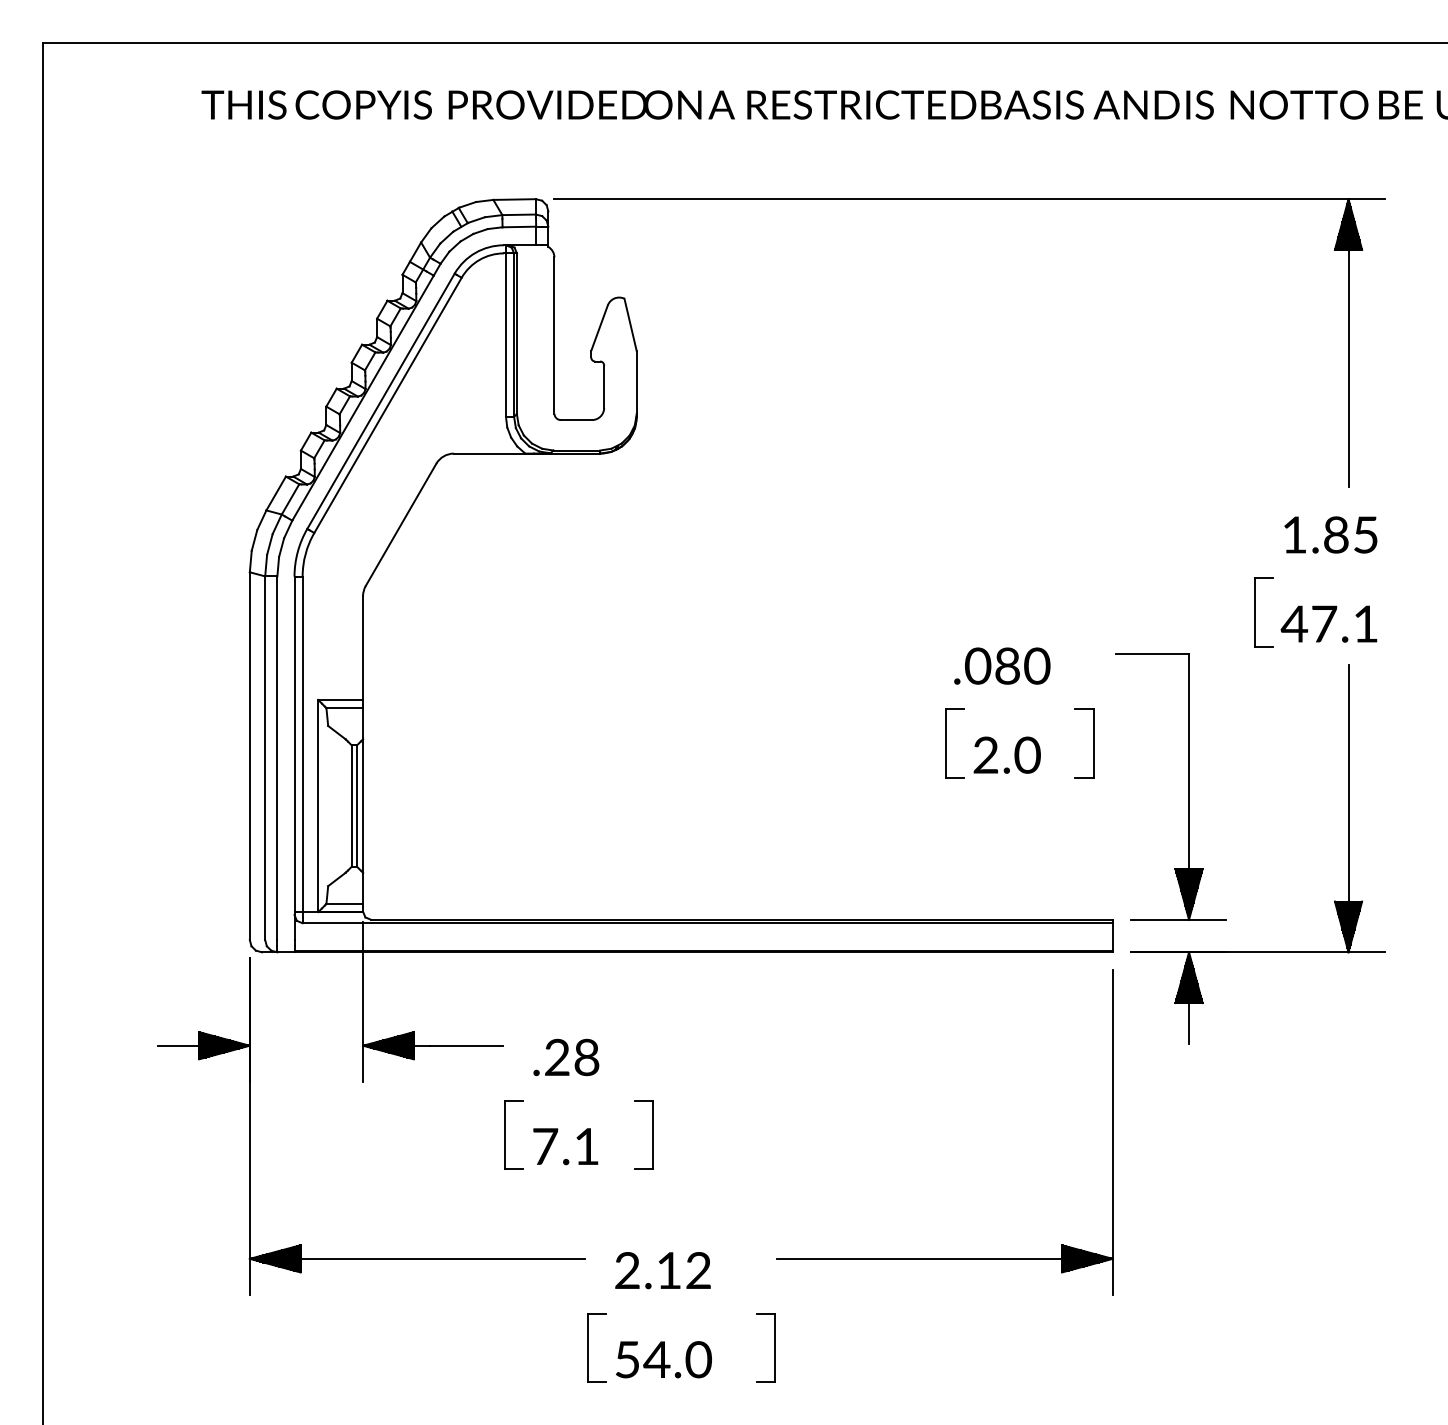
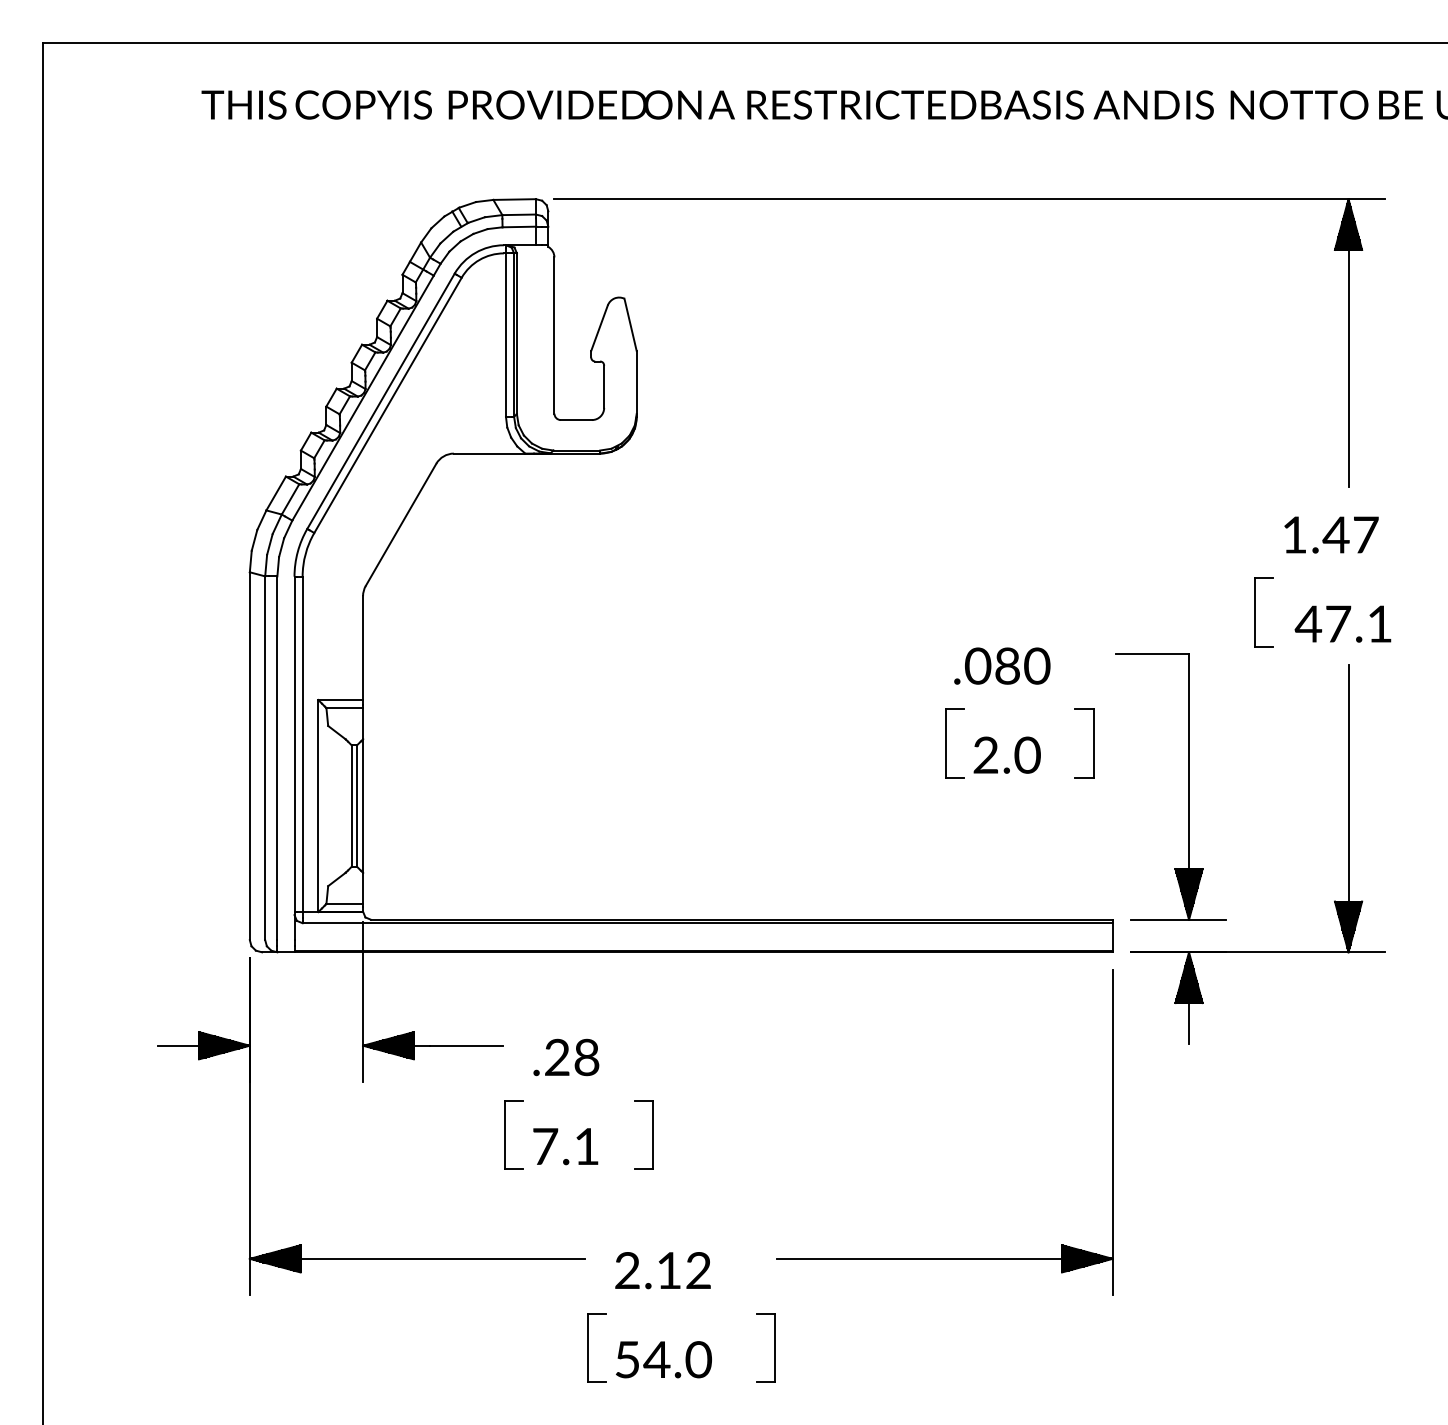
text: 1.85 -> 1.47 (1350, 534)
text position: (1328, 623) -> (1342, 623) (1342, 623)
